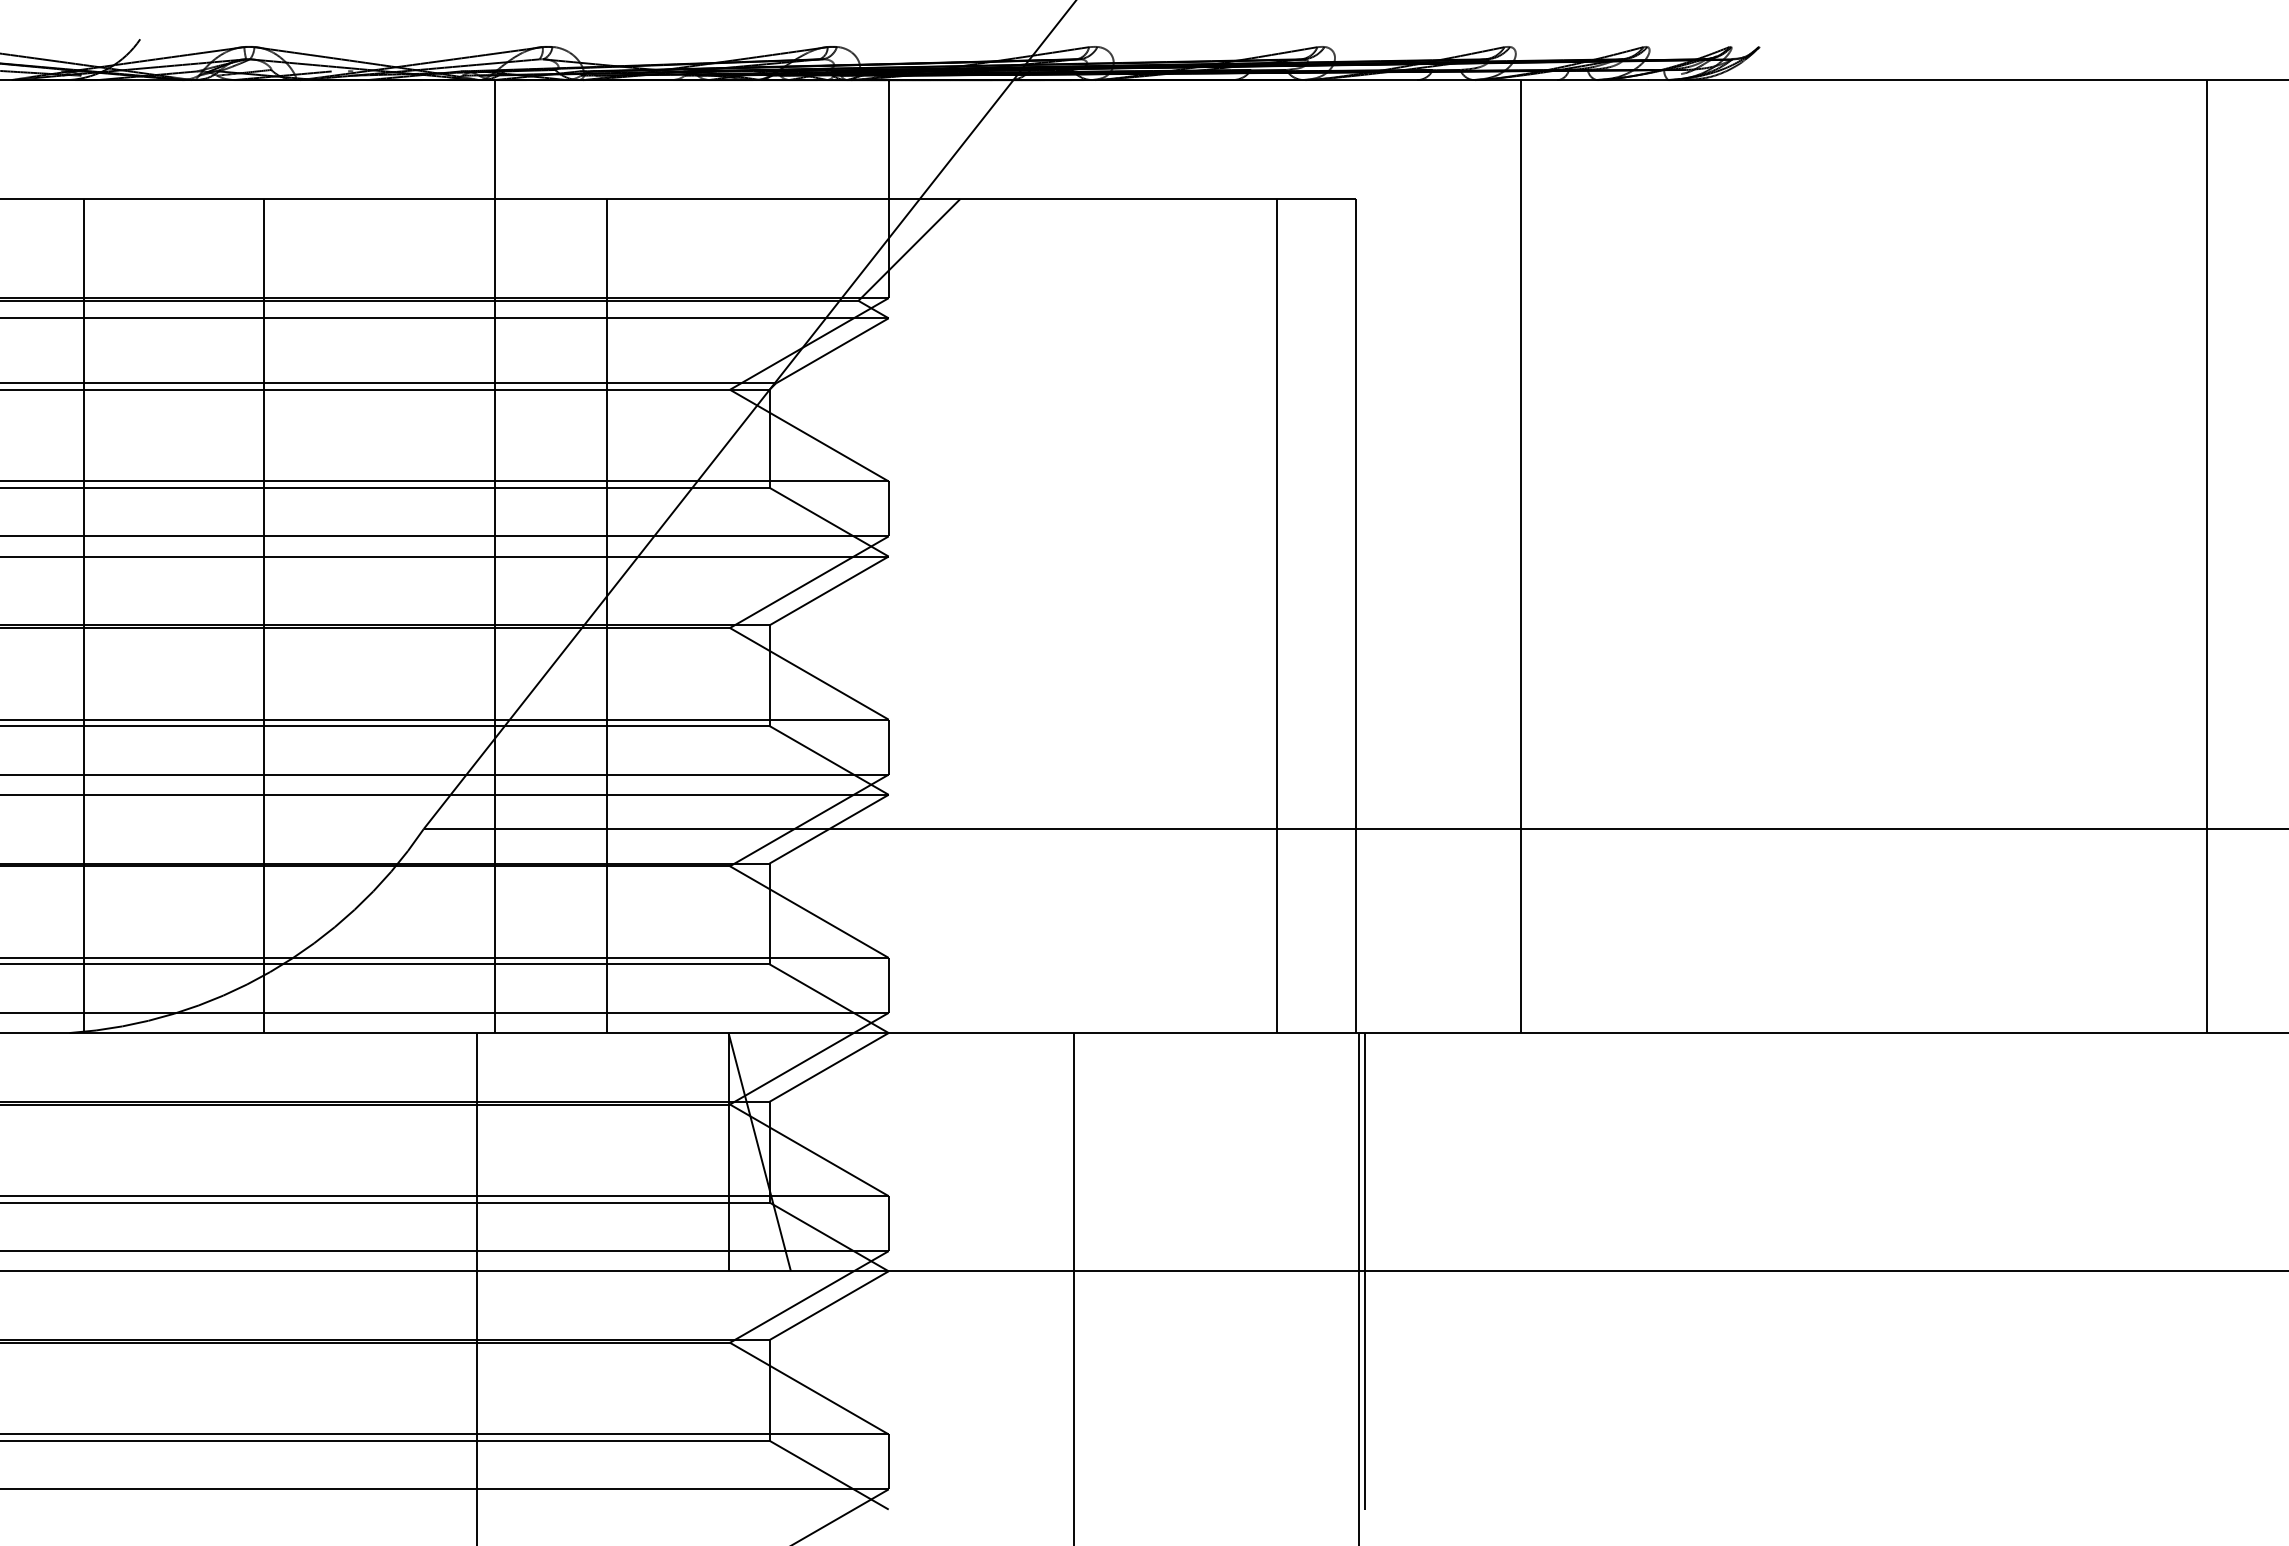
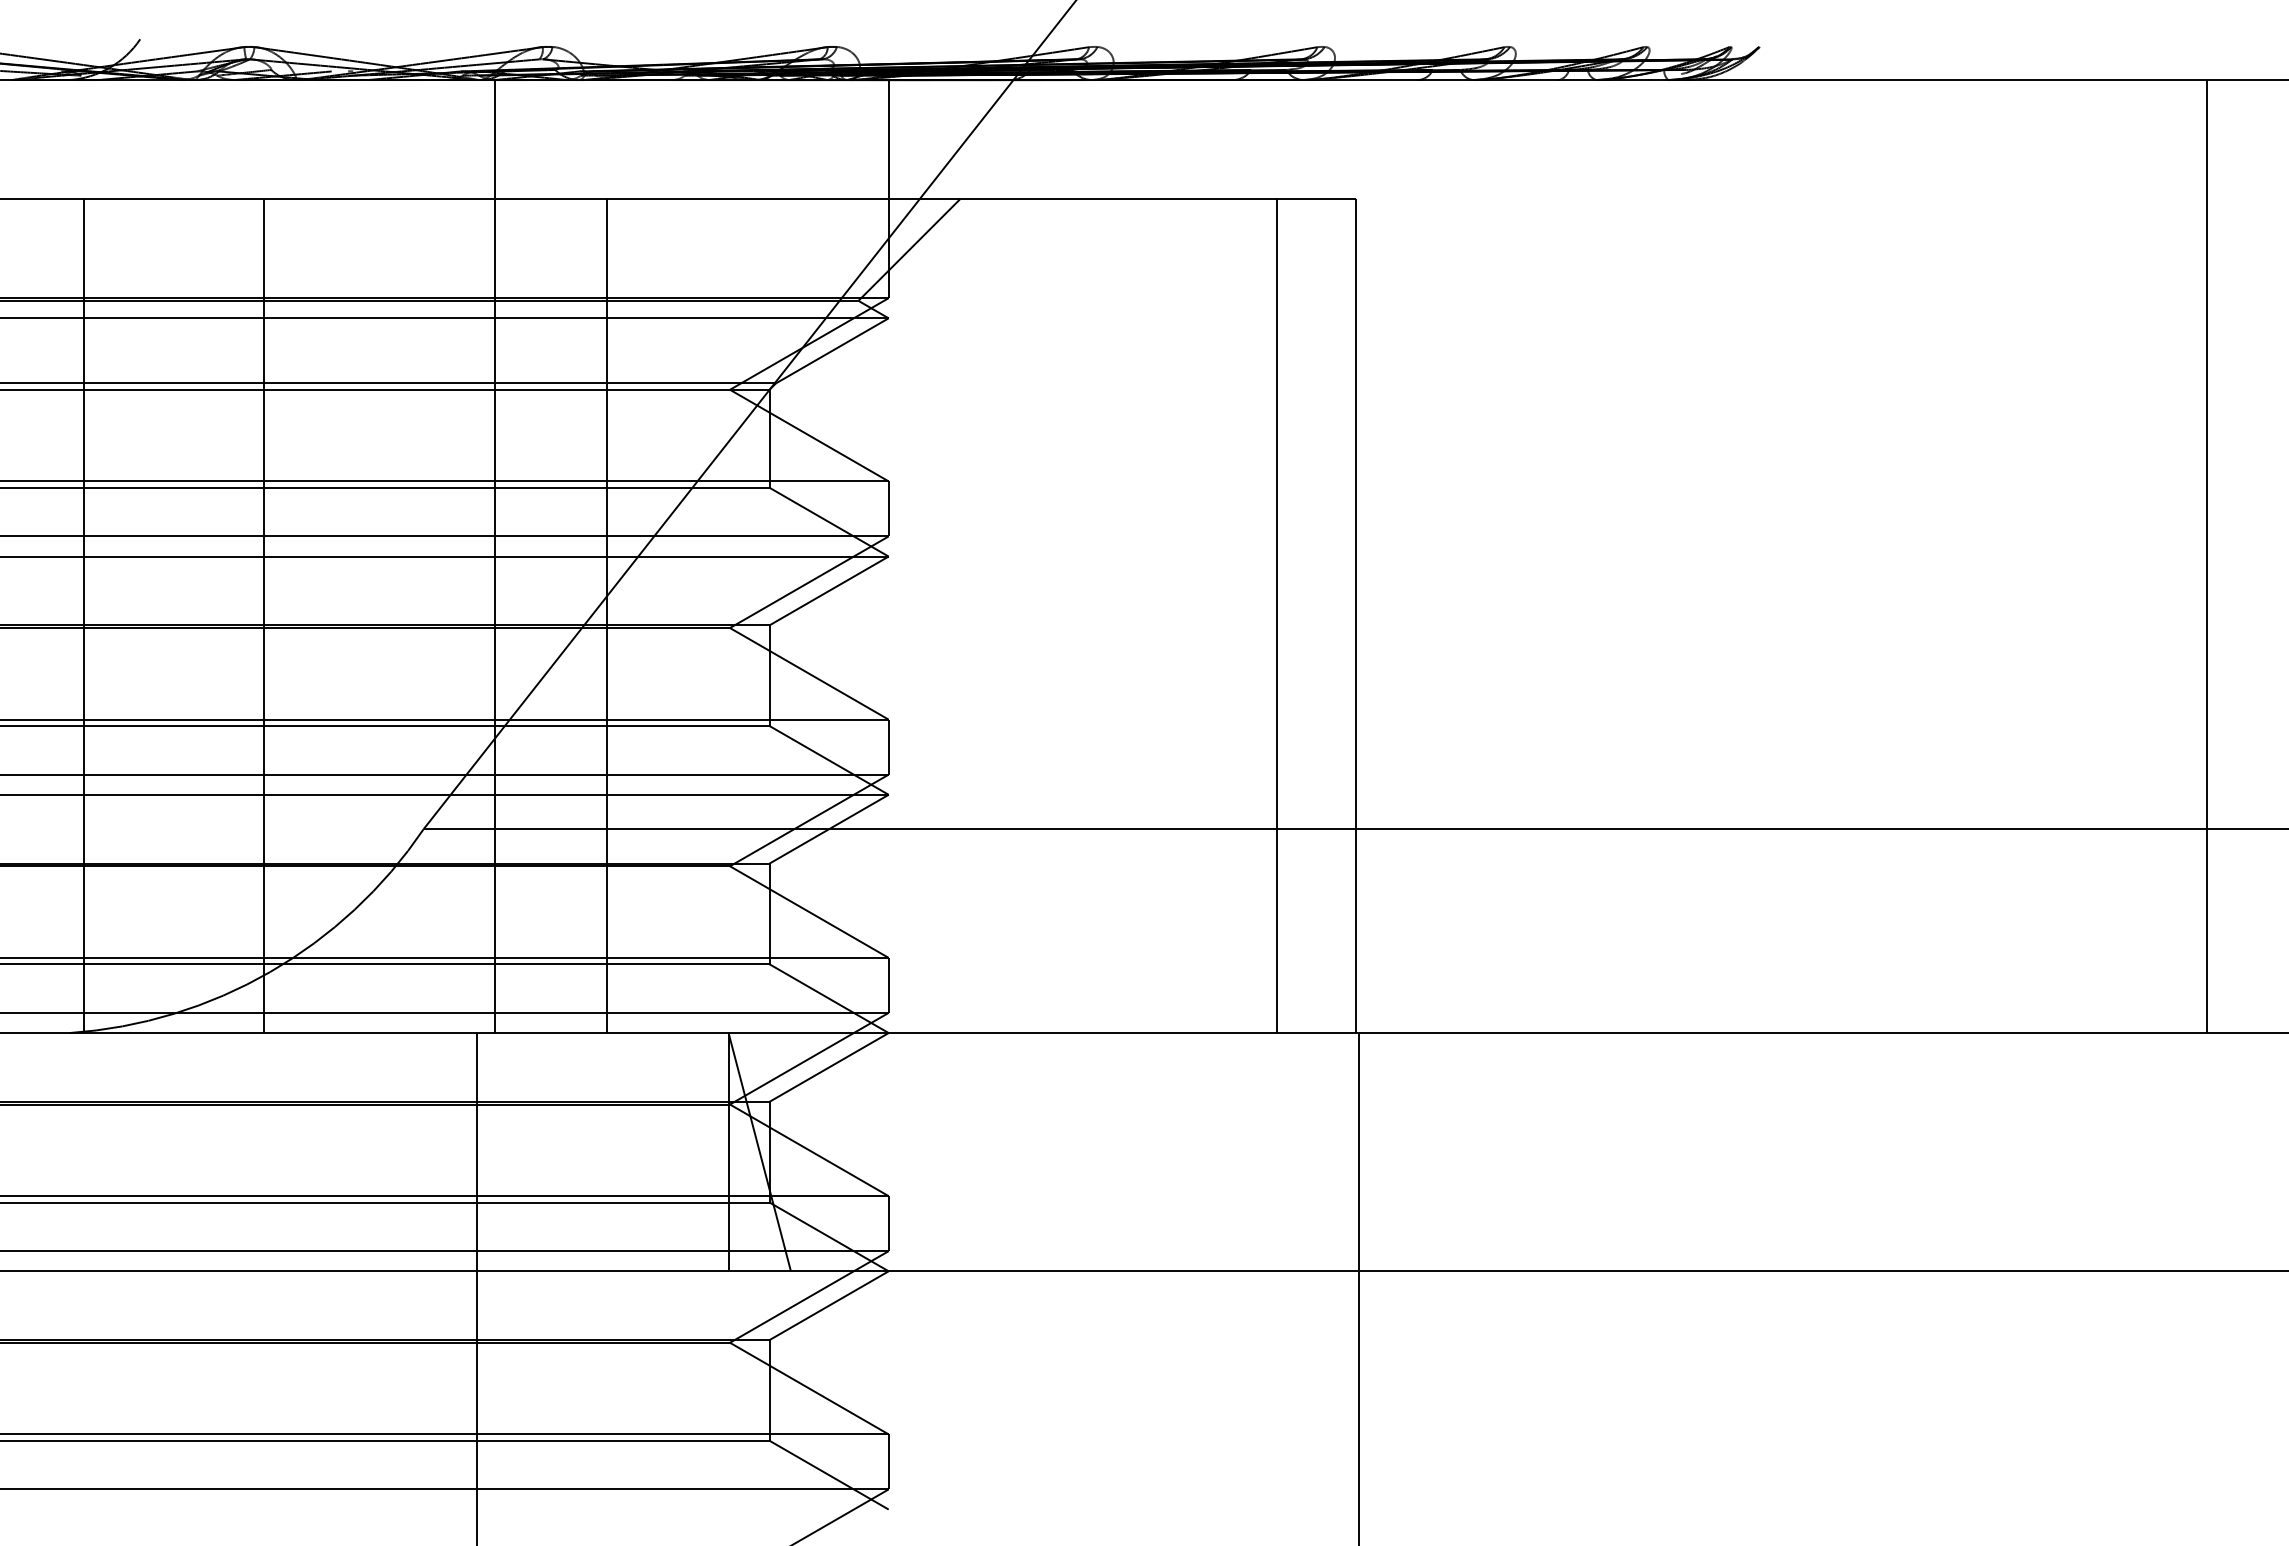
line: present -> none (1520, 556)
line: present -> none (1365, 1271)
line: present -> none (1074, 1287)
